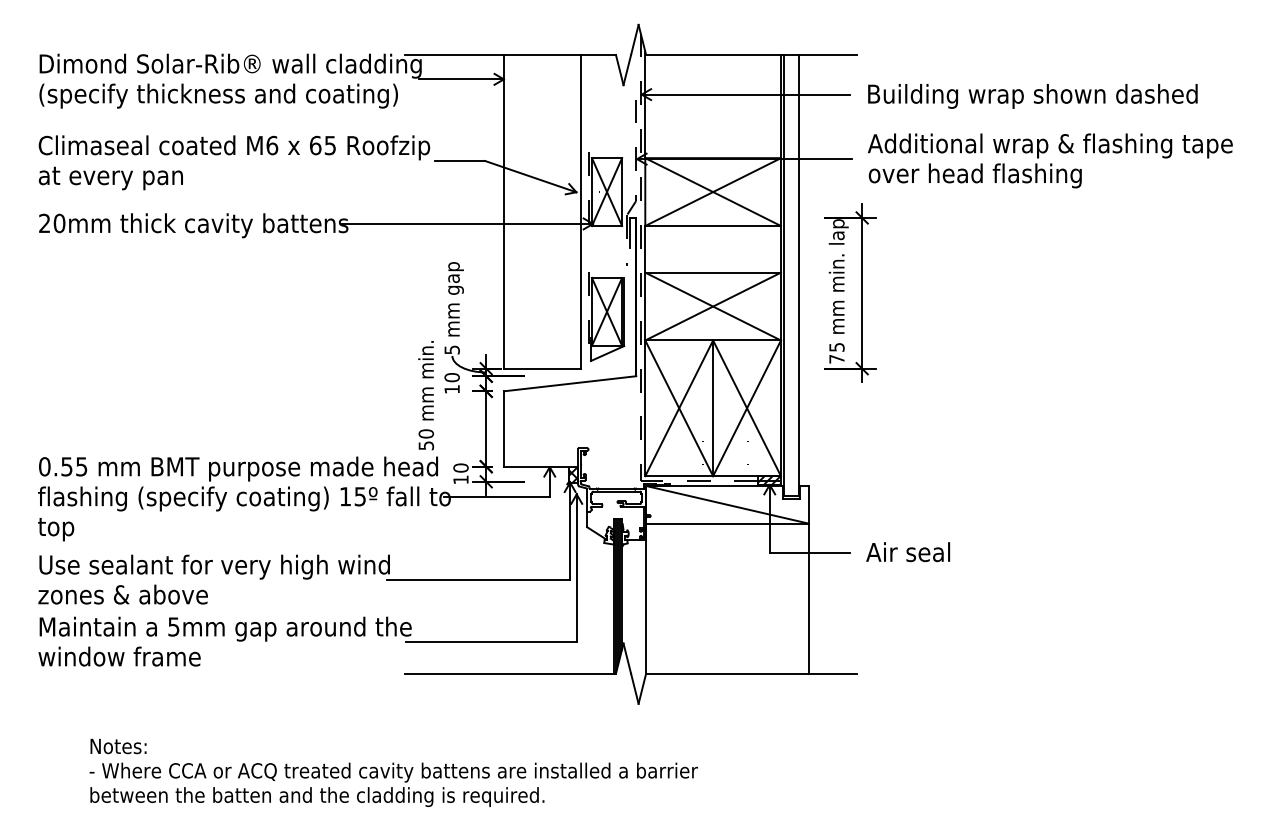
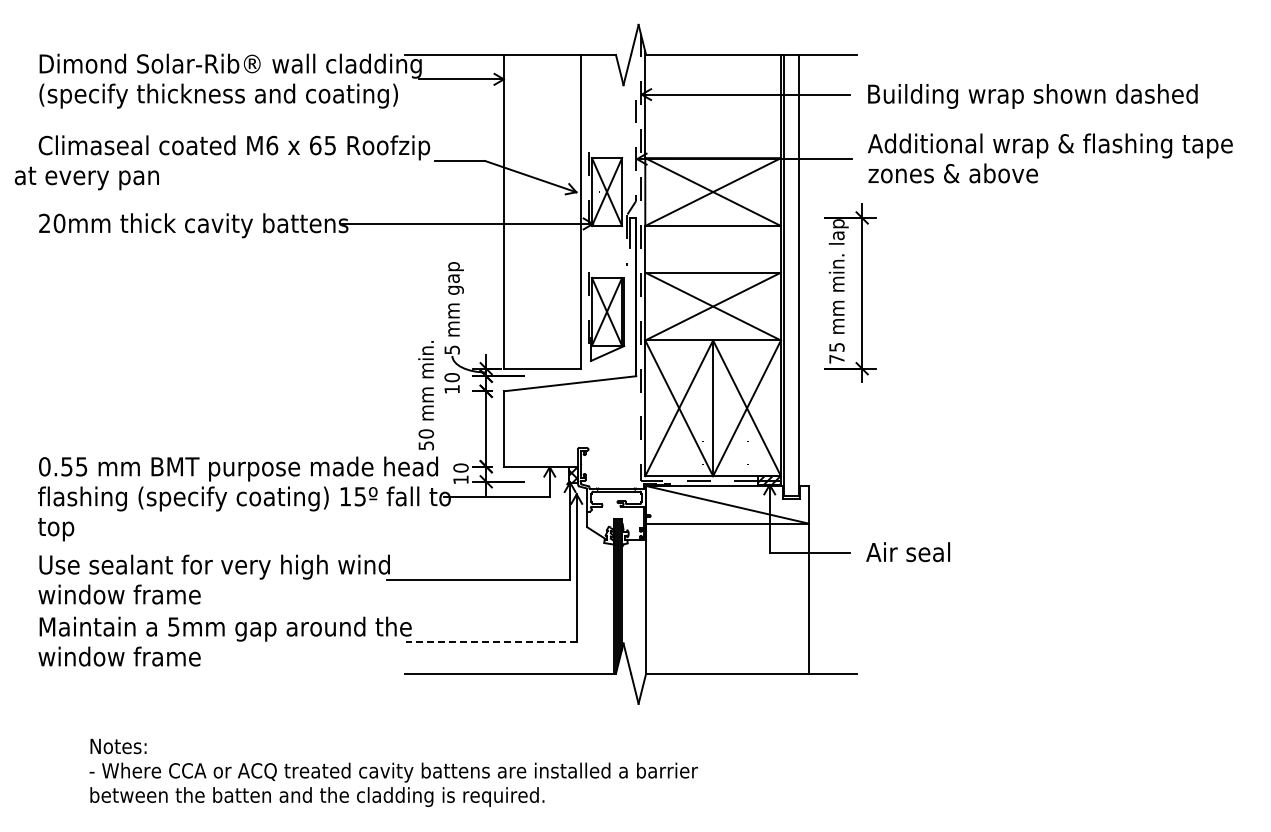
text: over head flashing -> zones & above (974, 175)
text position: (110, 178) -> (86, 178) (86, 178)
text: zones & above -> window frame (122, 594)
line: solid -> dashed (490, 642)
